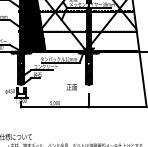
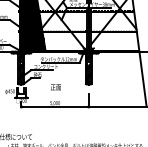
text position: (71, 87) -> (55, 87) (55, 87)
